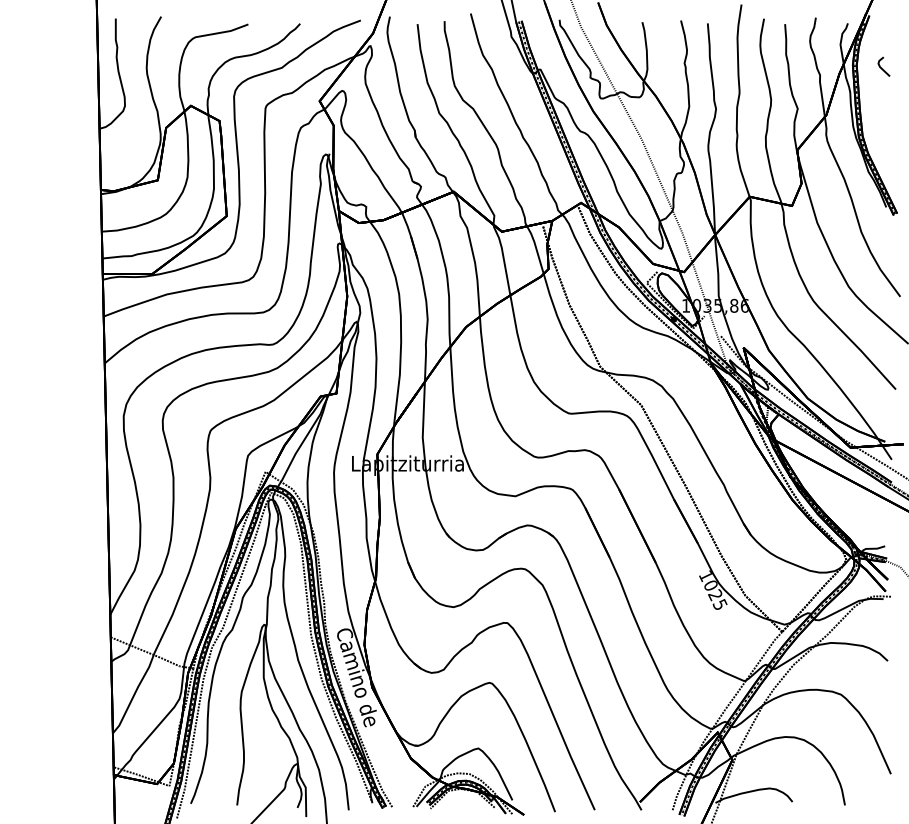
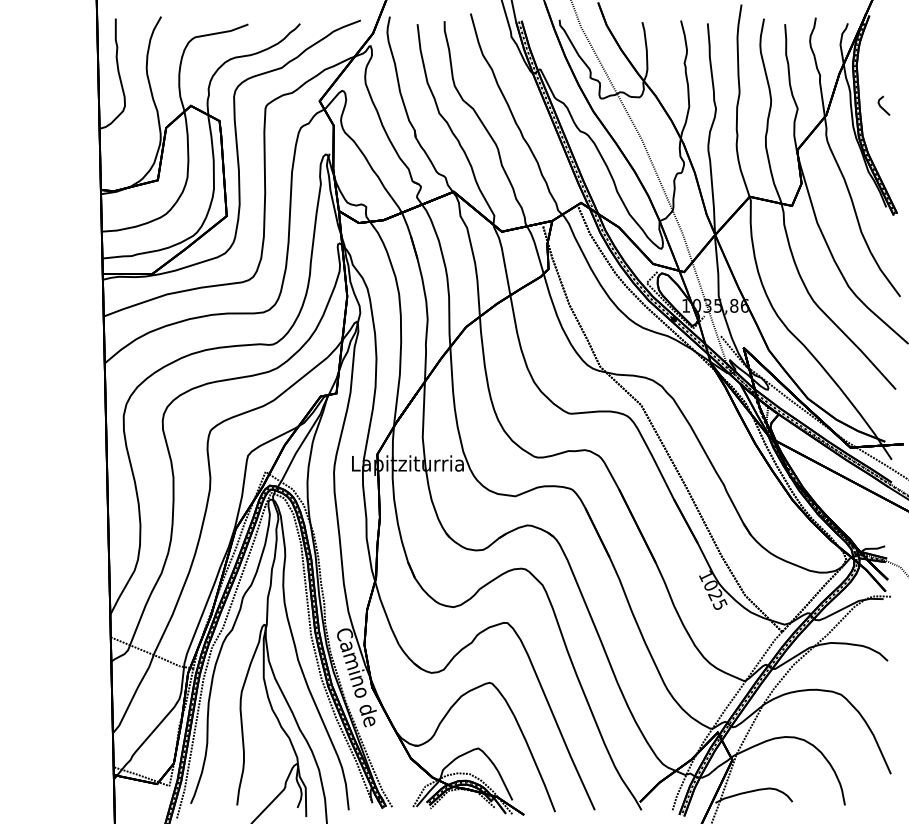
line position: (881, 67) -> (881, 106) (881, 106)
